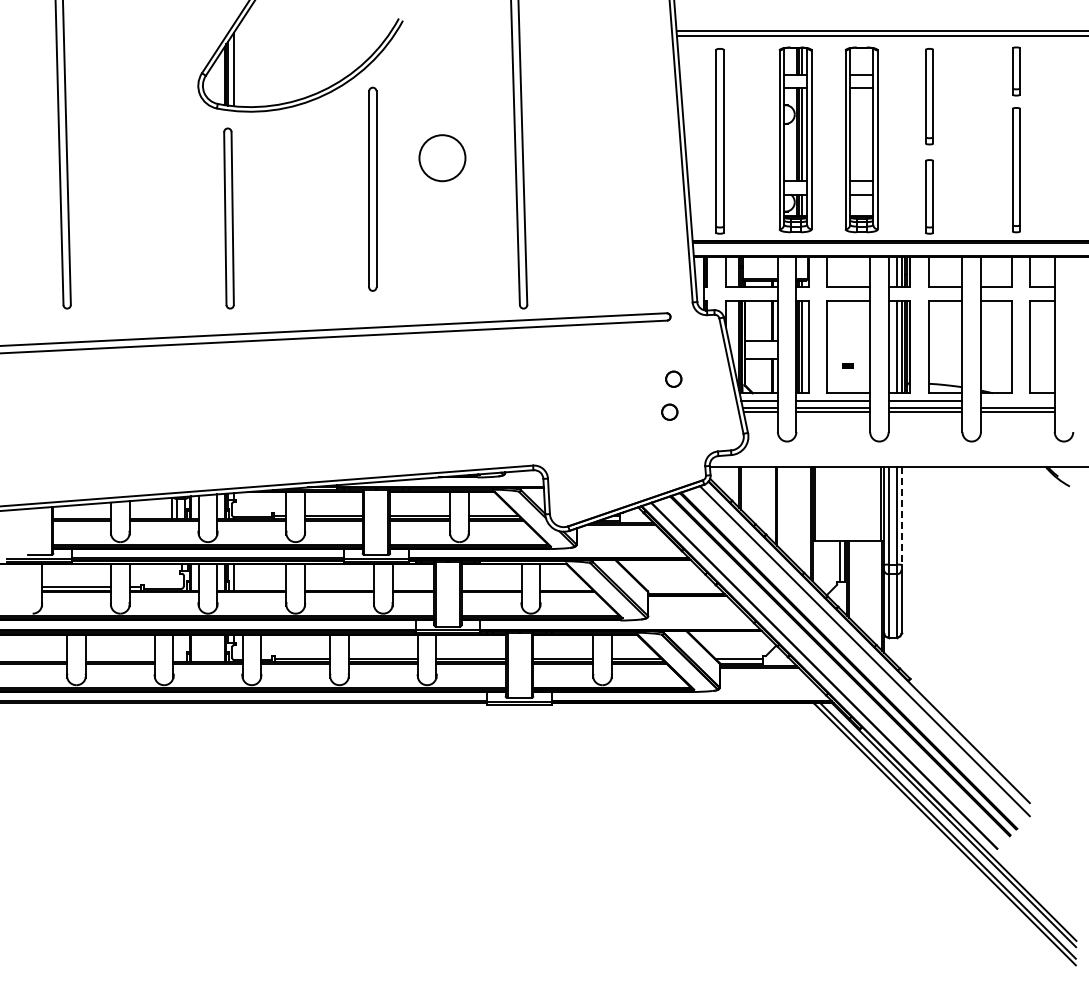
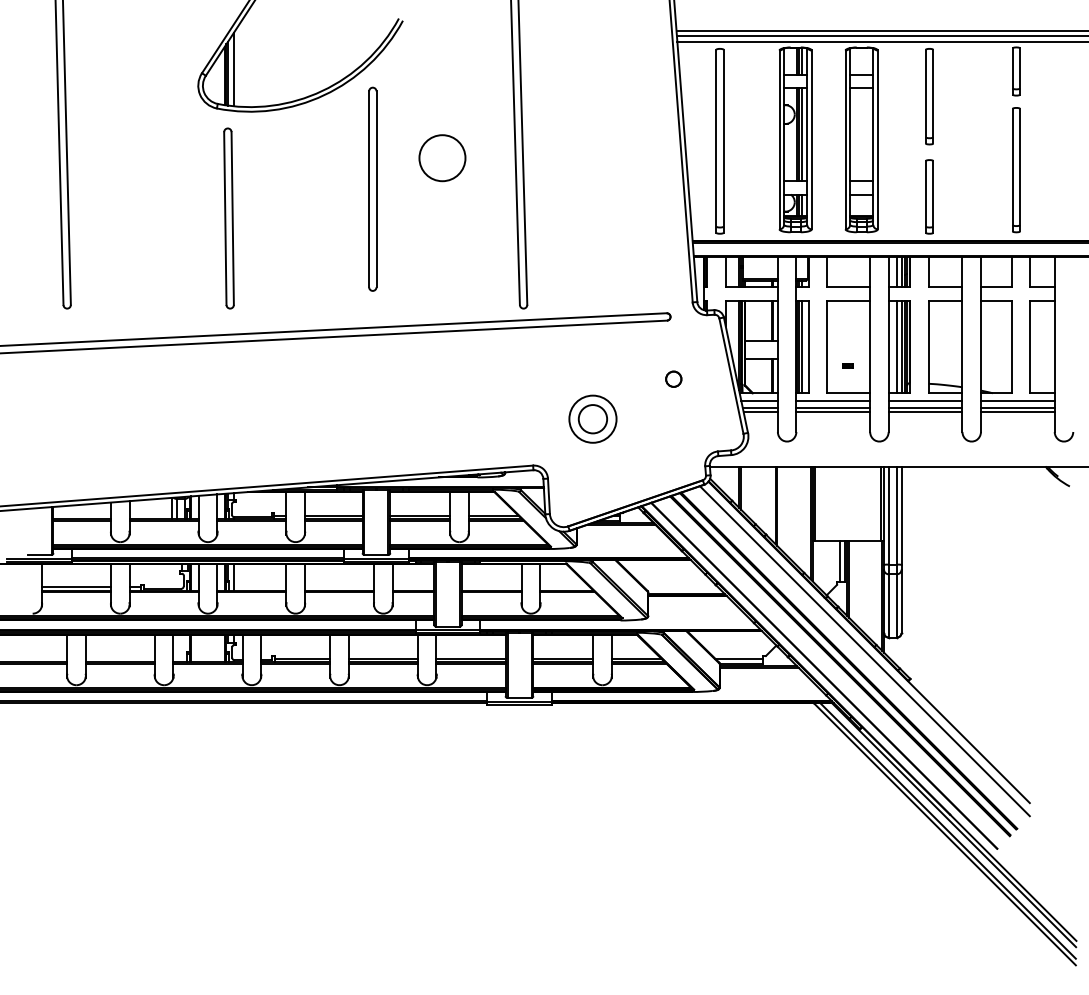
line: none -> present (881, 41)
line: none -> present (1017, 400)
circle: present -> none (669, 411)
part: none -> present (592, 418)
line: dashed -> solid (901, 516)
